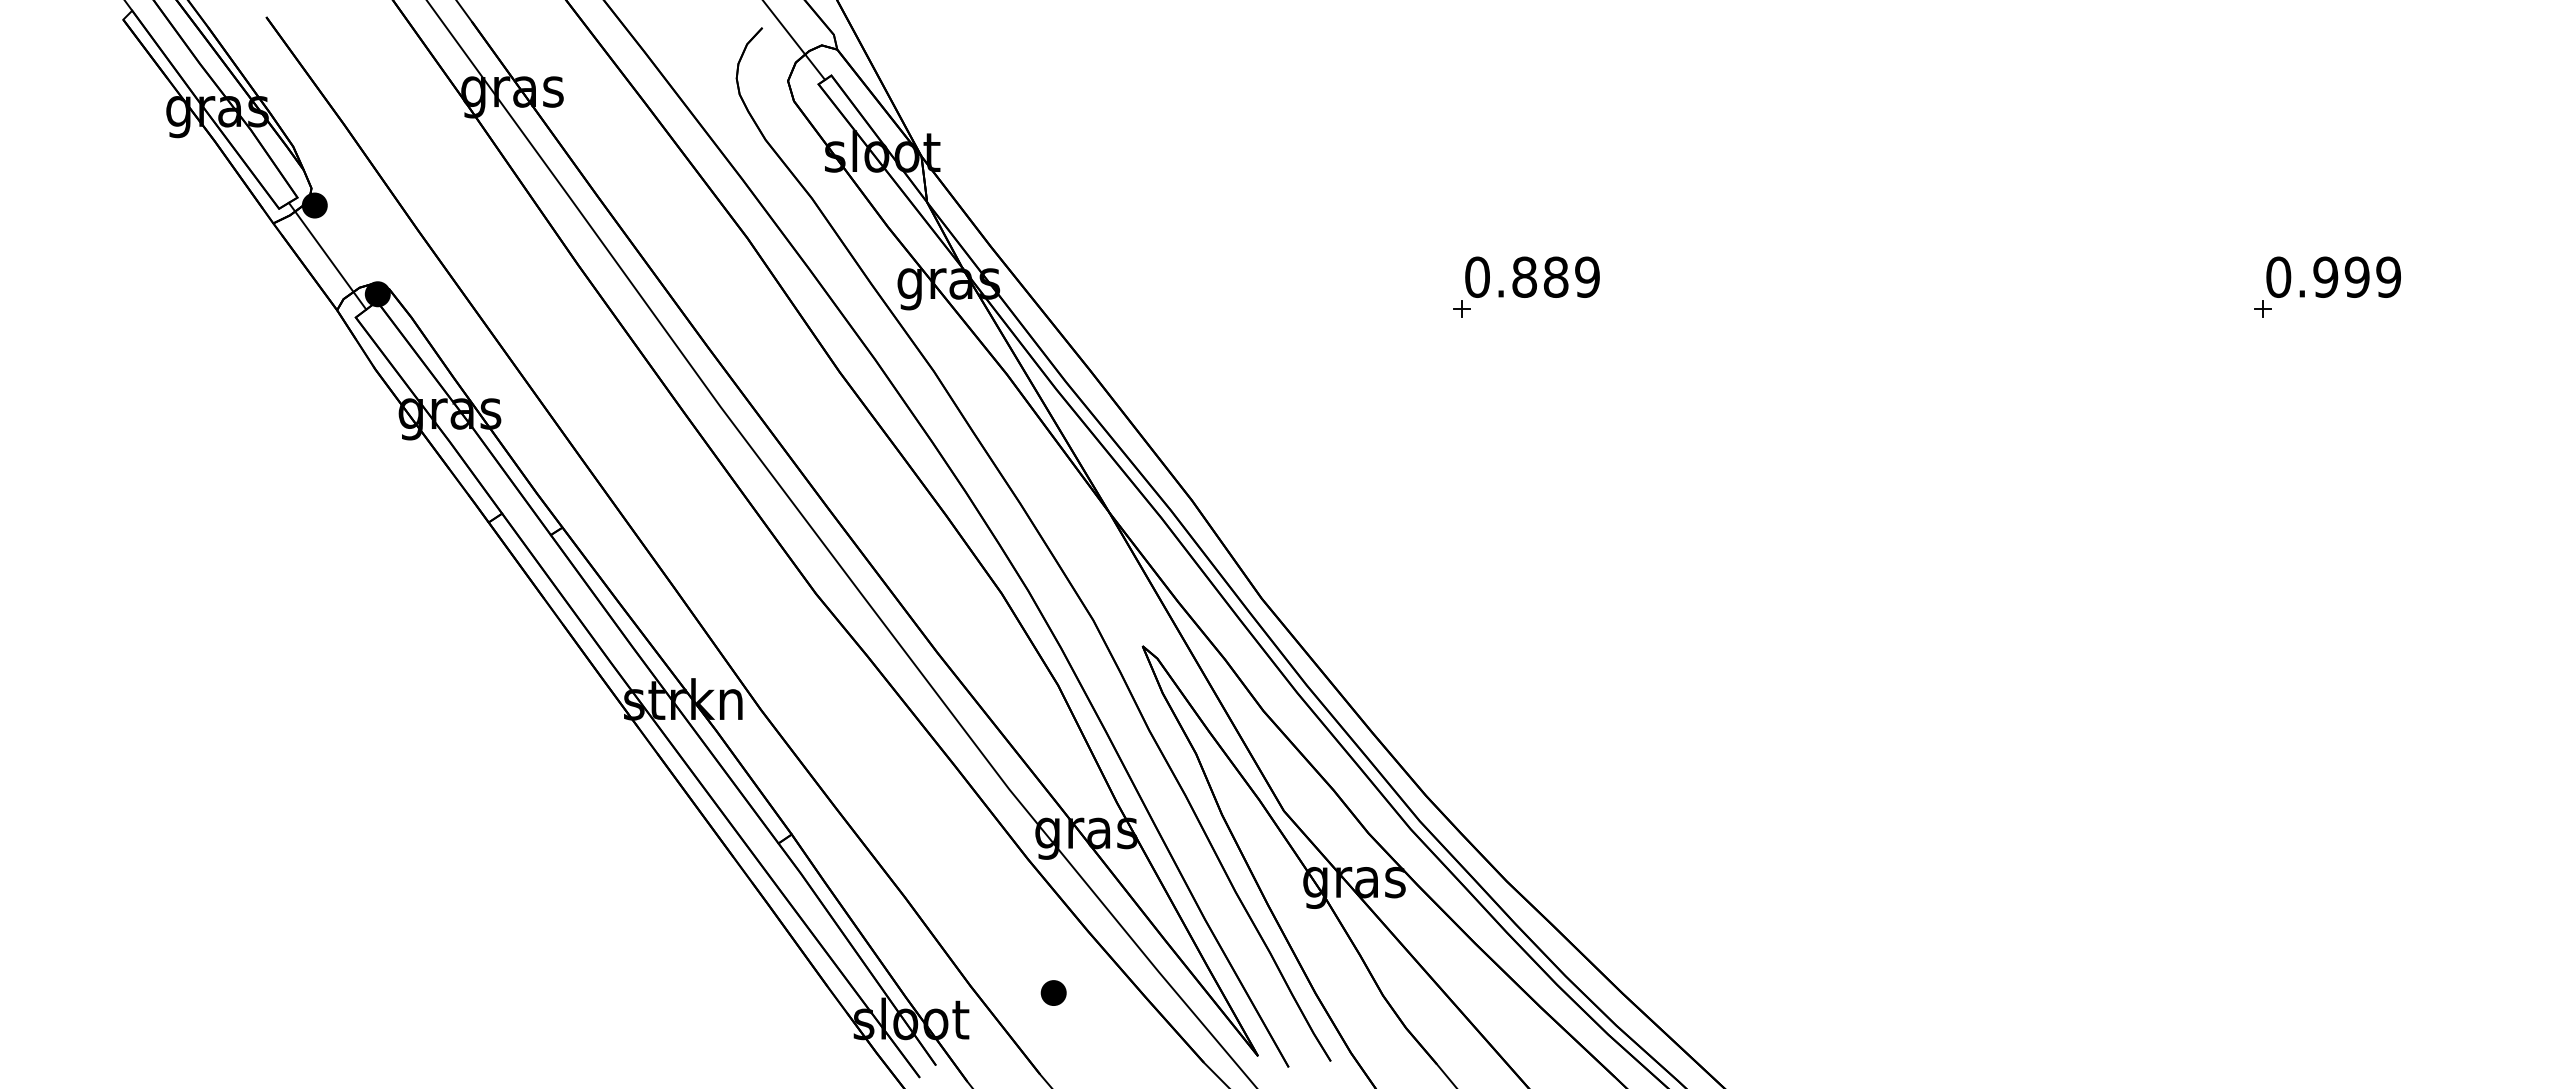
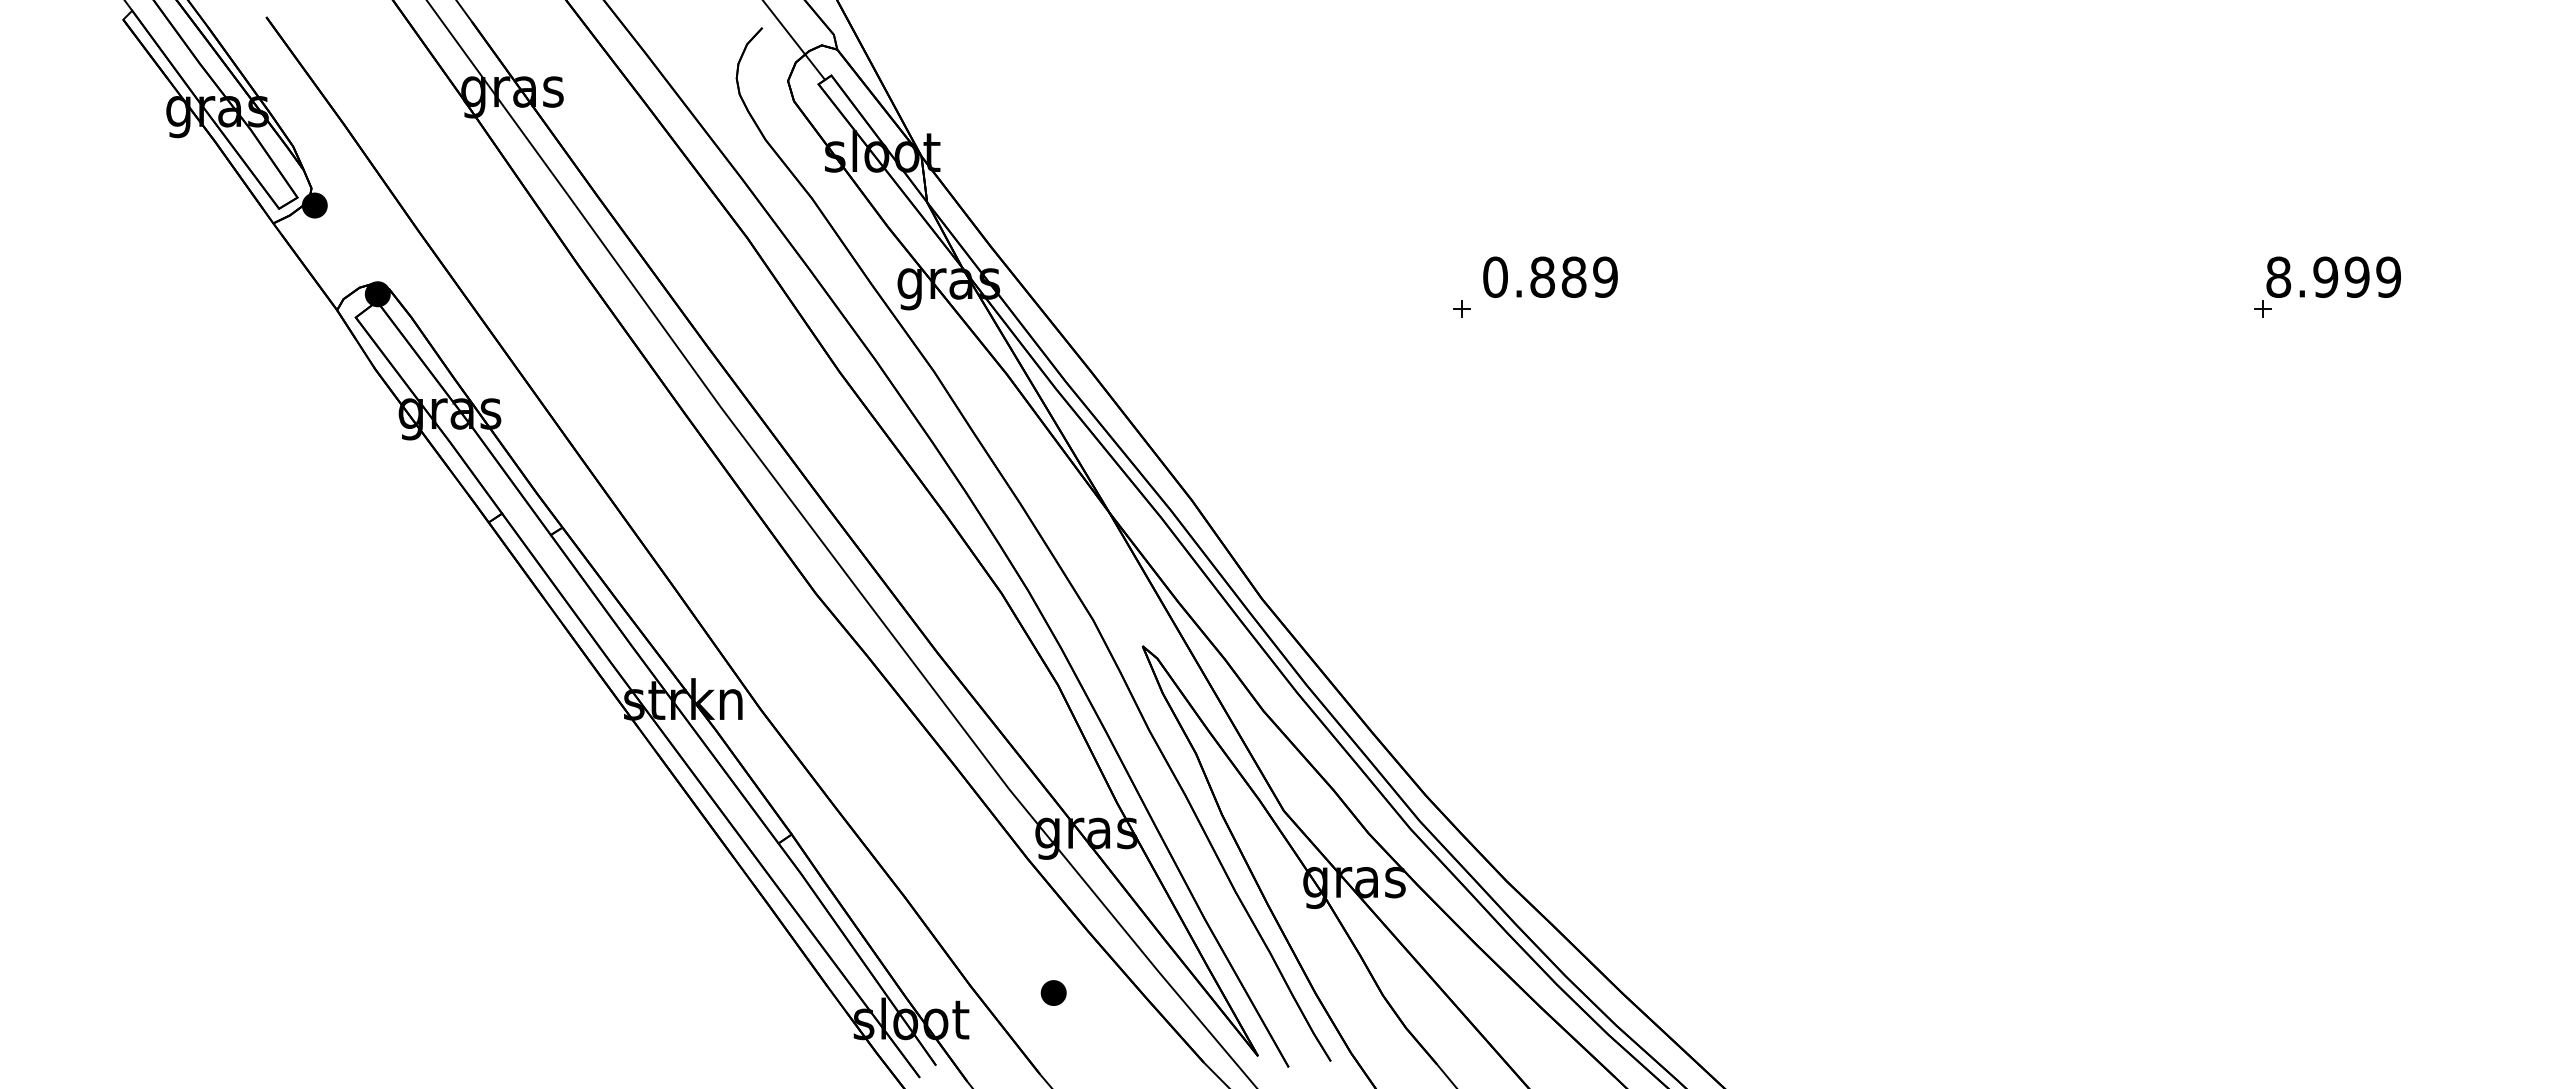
line: present -> none (327, 255)
text position: (1532, 276) -> (1550, 276) (1550, 276)
text: 0.999 -> 8.999 (2278, 276)
